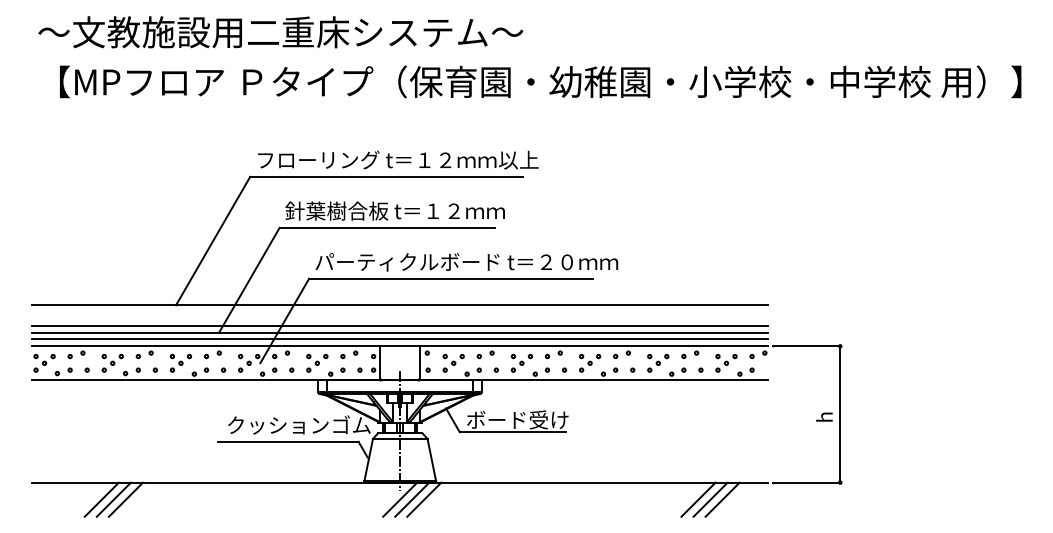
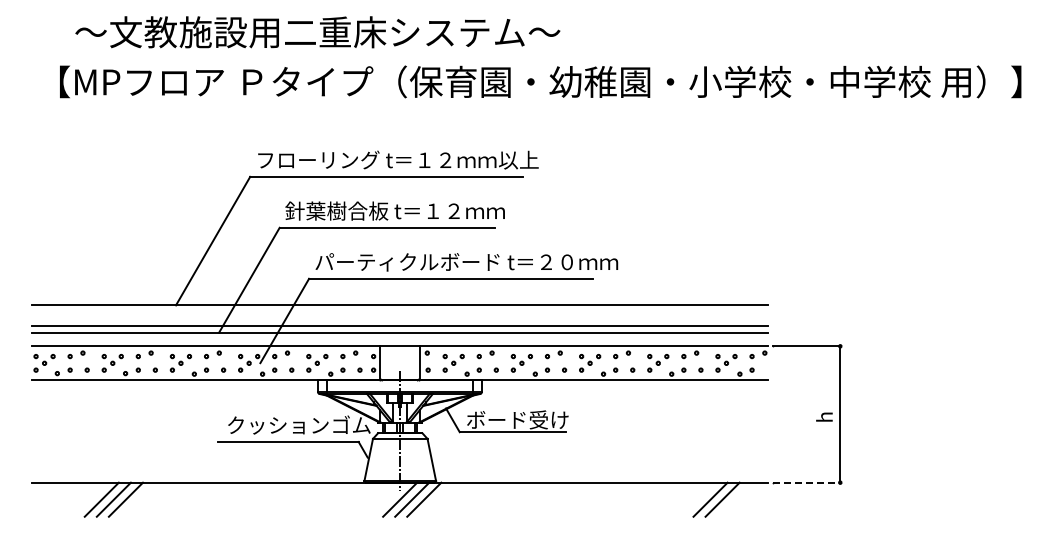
text position: (280, 32) -> (317, 32) (317, 32)
line: present -> none (399, 339)
line: solid -> dashed (807, 482)
line: present -> none (698, 499)
